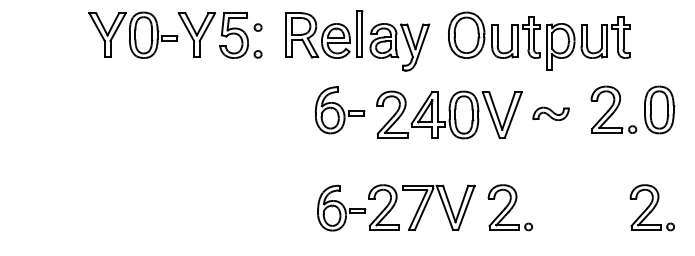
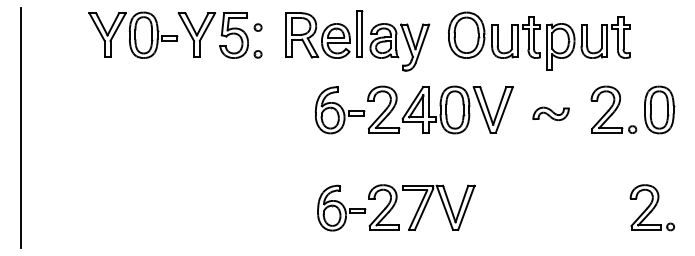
part position: (449, 114) -> (440, 109) (440, 109)
line: none -> present (20, 127)
part: present -> none (509, 207)
